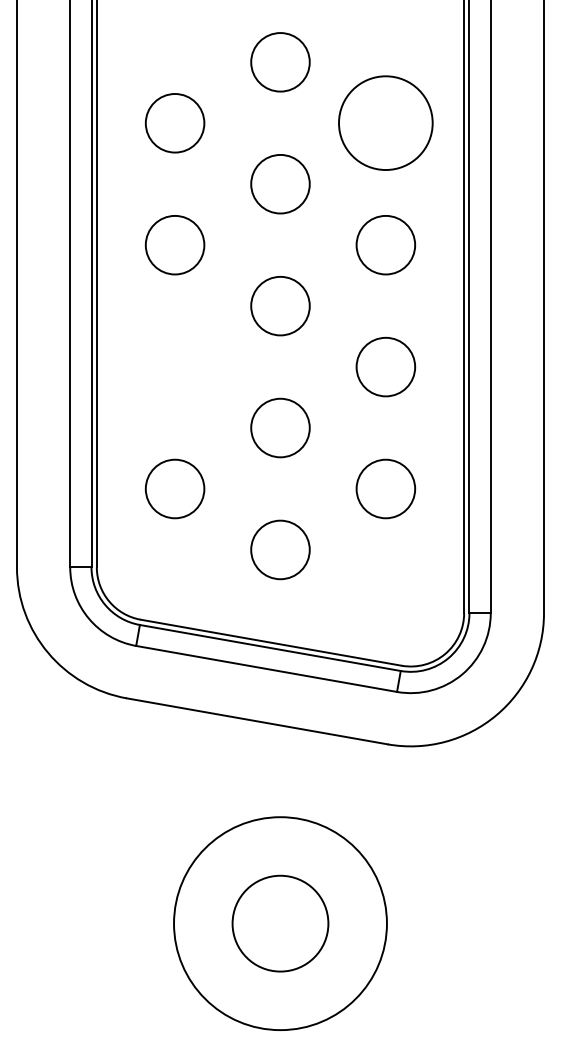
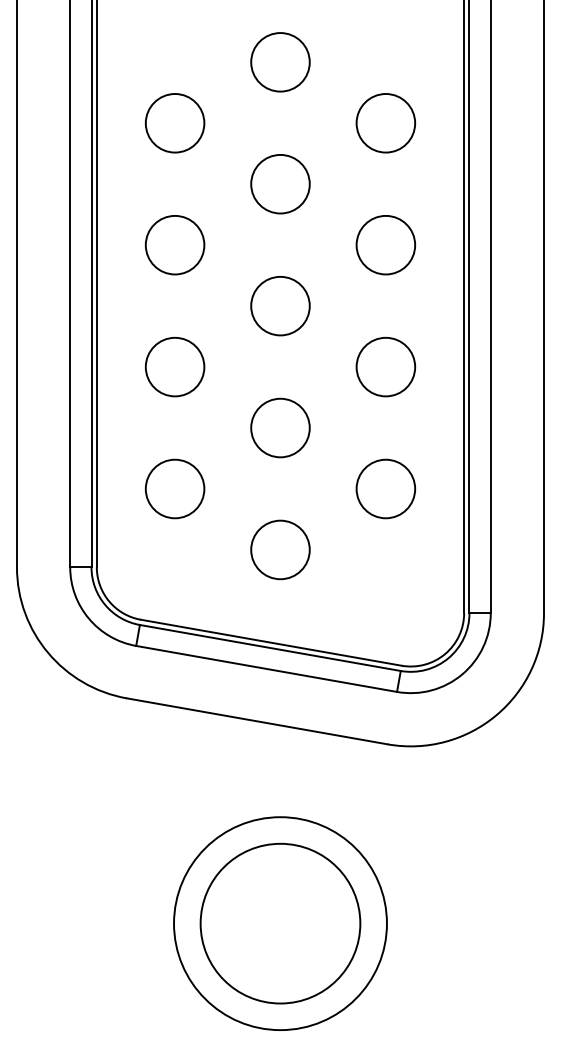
circle size: 96x96 px -> 62x61 px (385, 123)
circle: none -> present (174, 366)
circle diameter: 96 px -> 160 px (280, 923)
